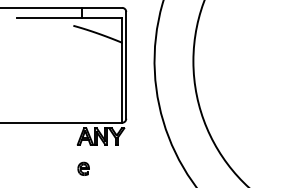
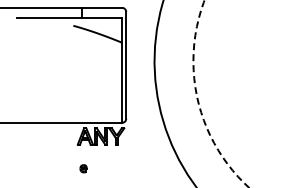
circle: solid -> dashed (220, 93)
part size: 13x15 px -> 9x10 px (83, 168)
